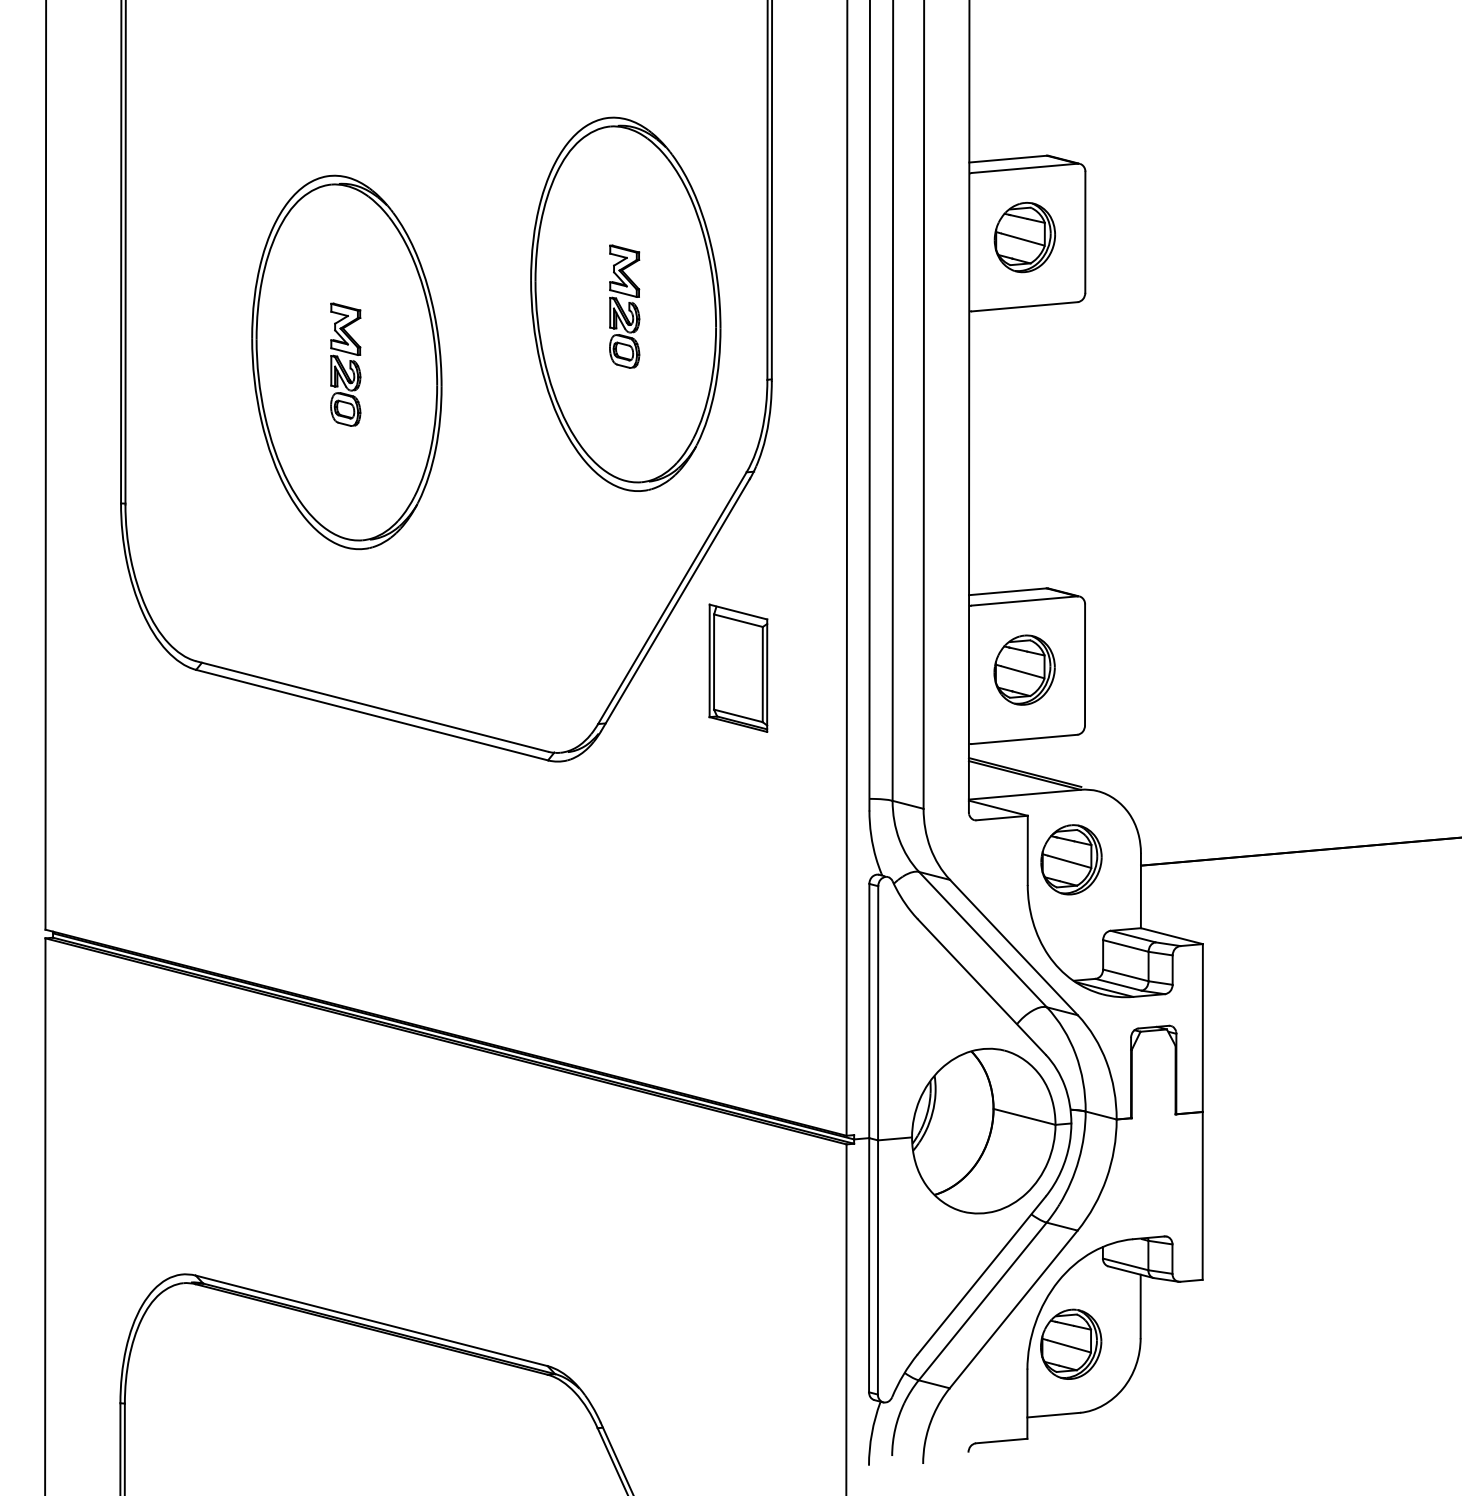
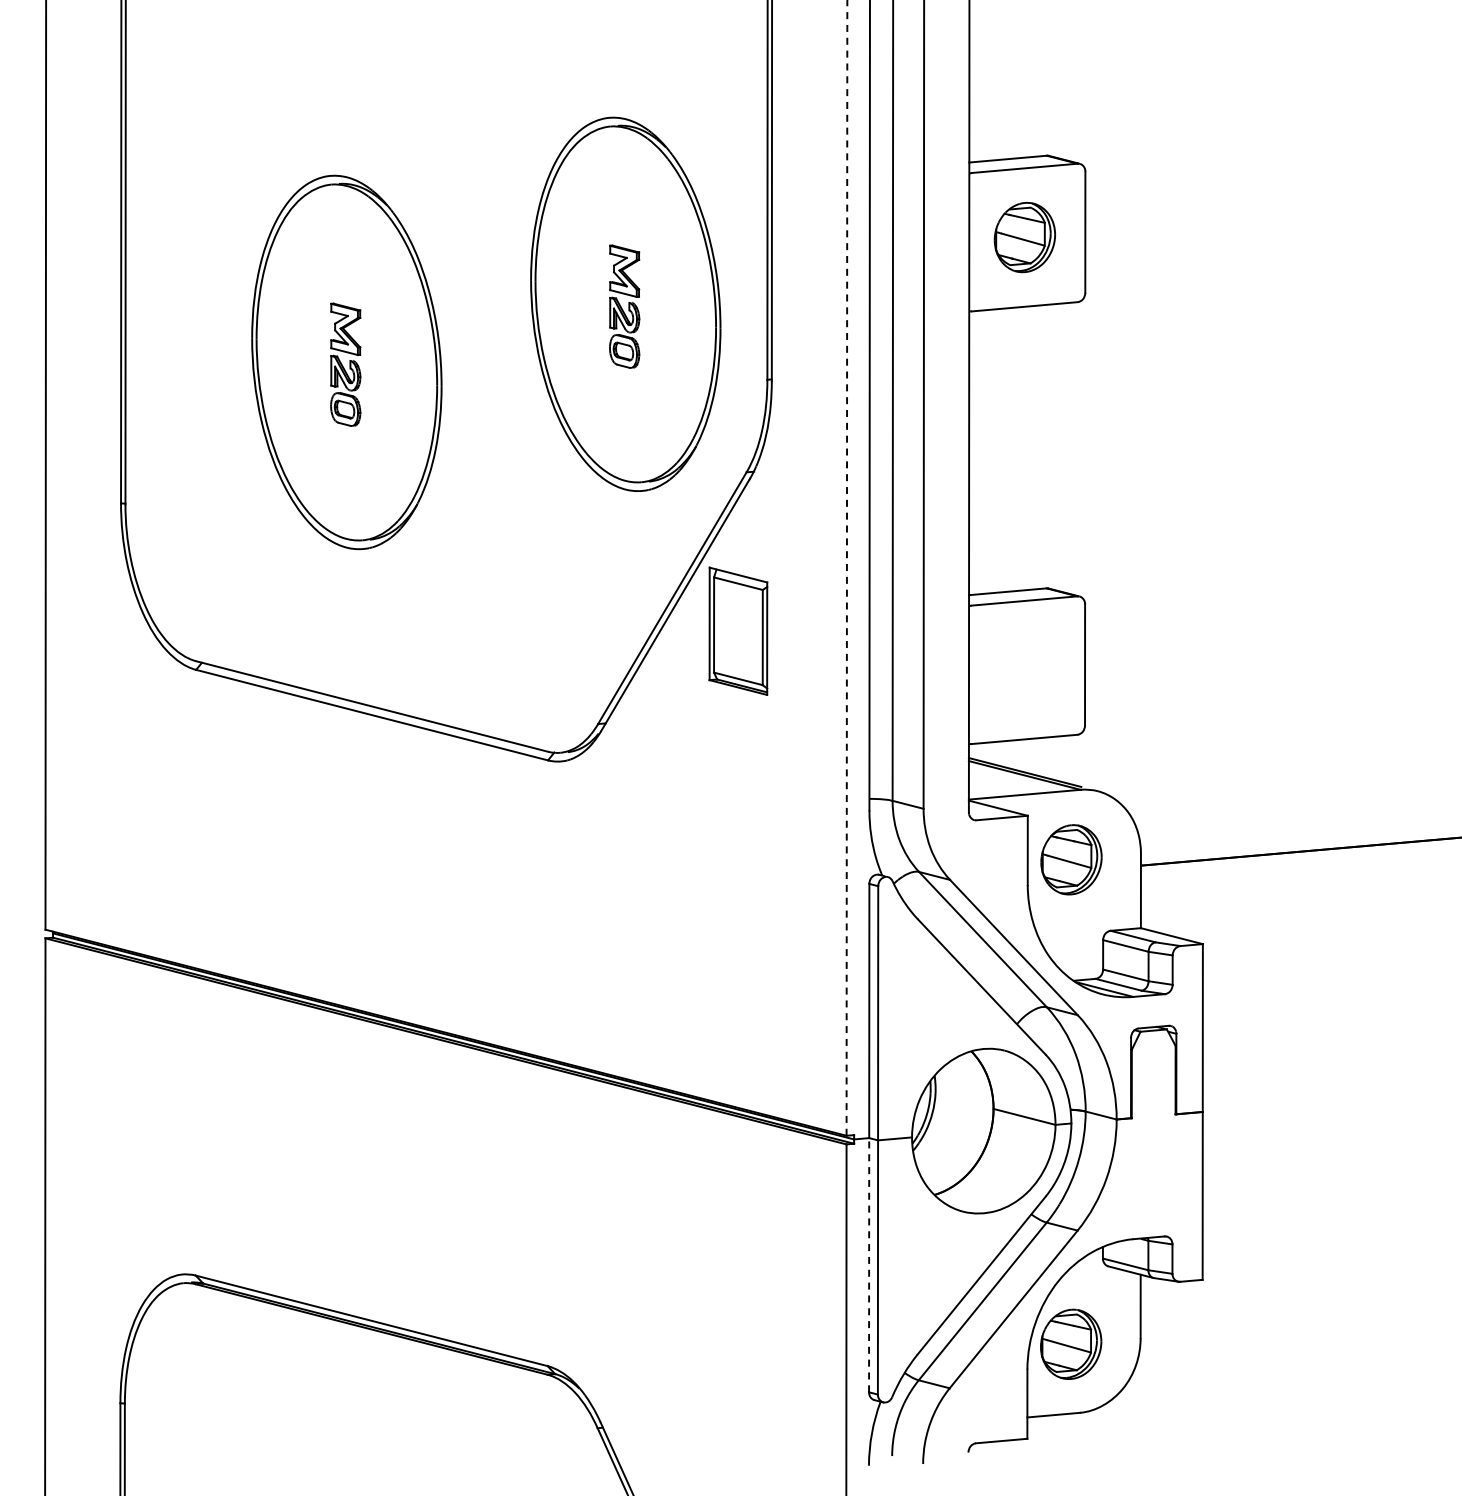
line: solid -> dashed (846, 567)
part position: (738, 667) -> (738, 630) (738, 630)
part: present -> none (1024, 669)
line: solid -> dashed (869, 1264)
